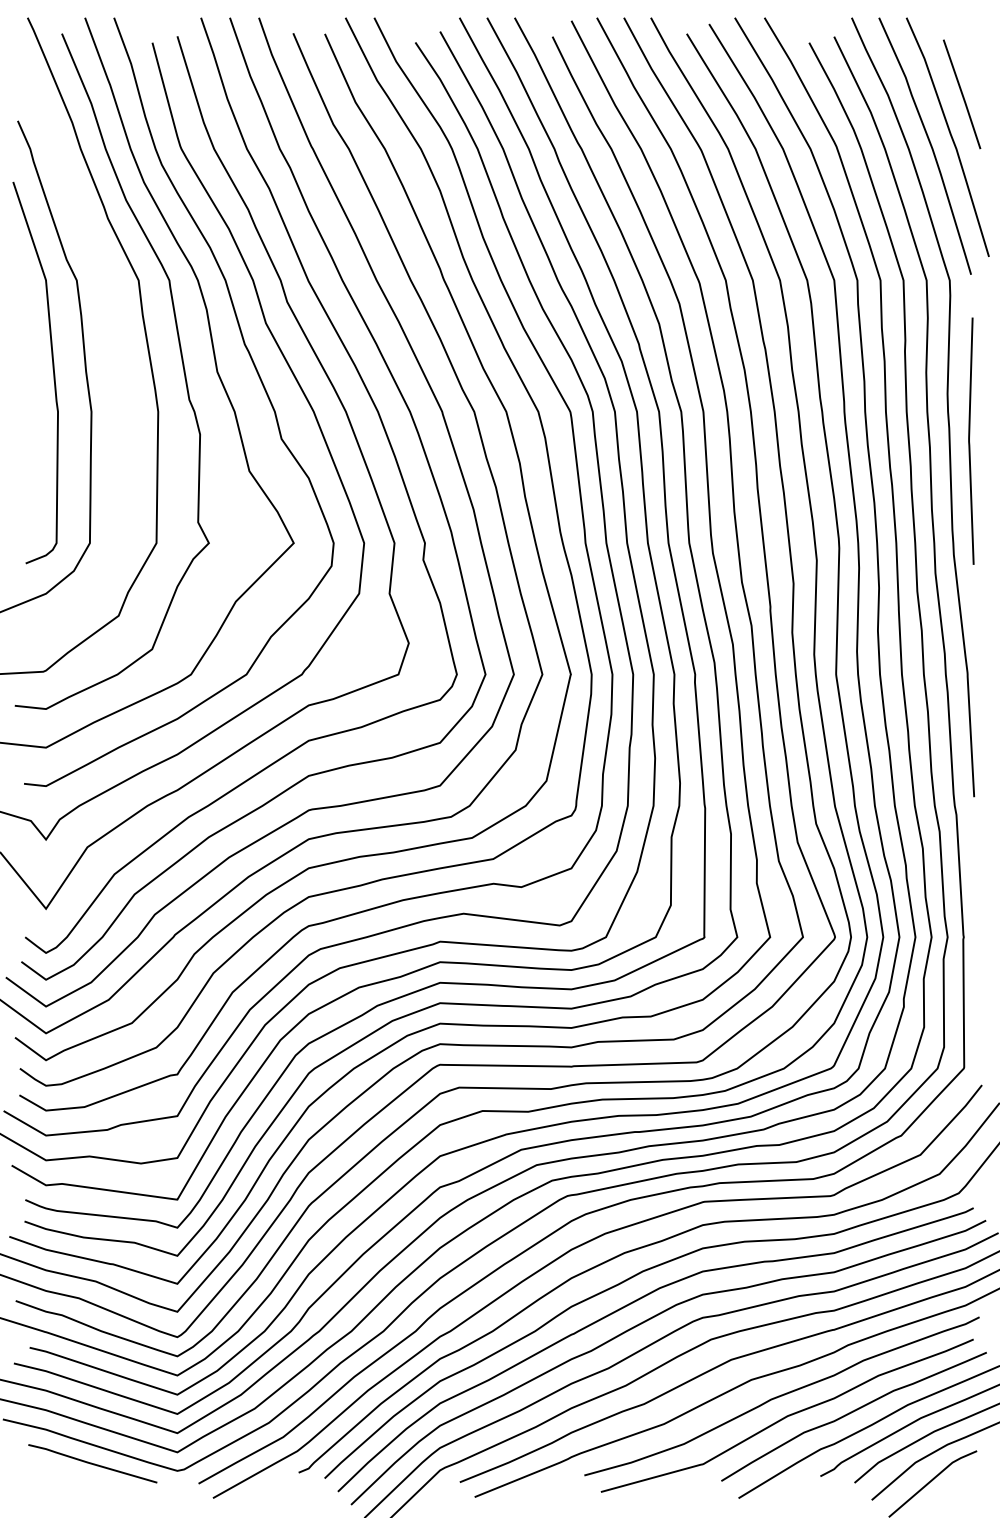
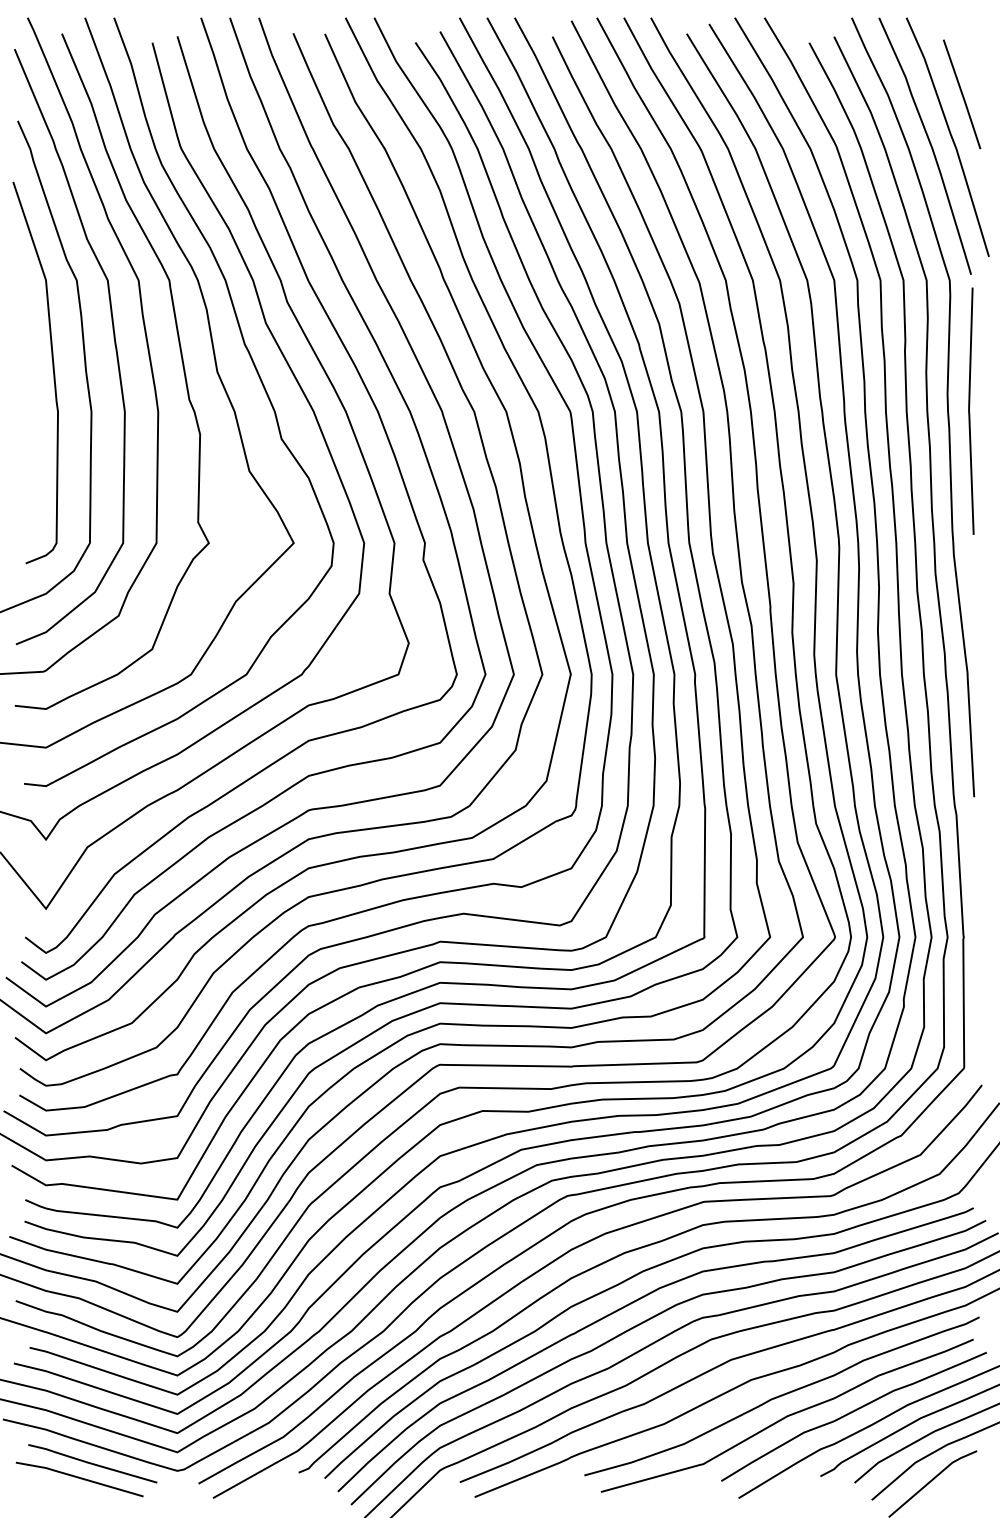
curve: none -> present (113, 338)
line position: (969, 440) -> (969, 410) (969, 410)
line: none -> present (79, 1478)
